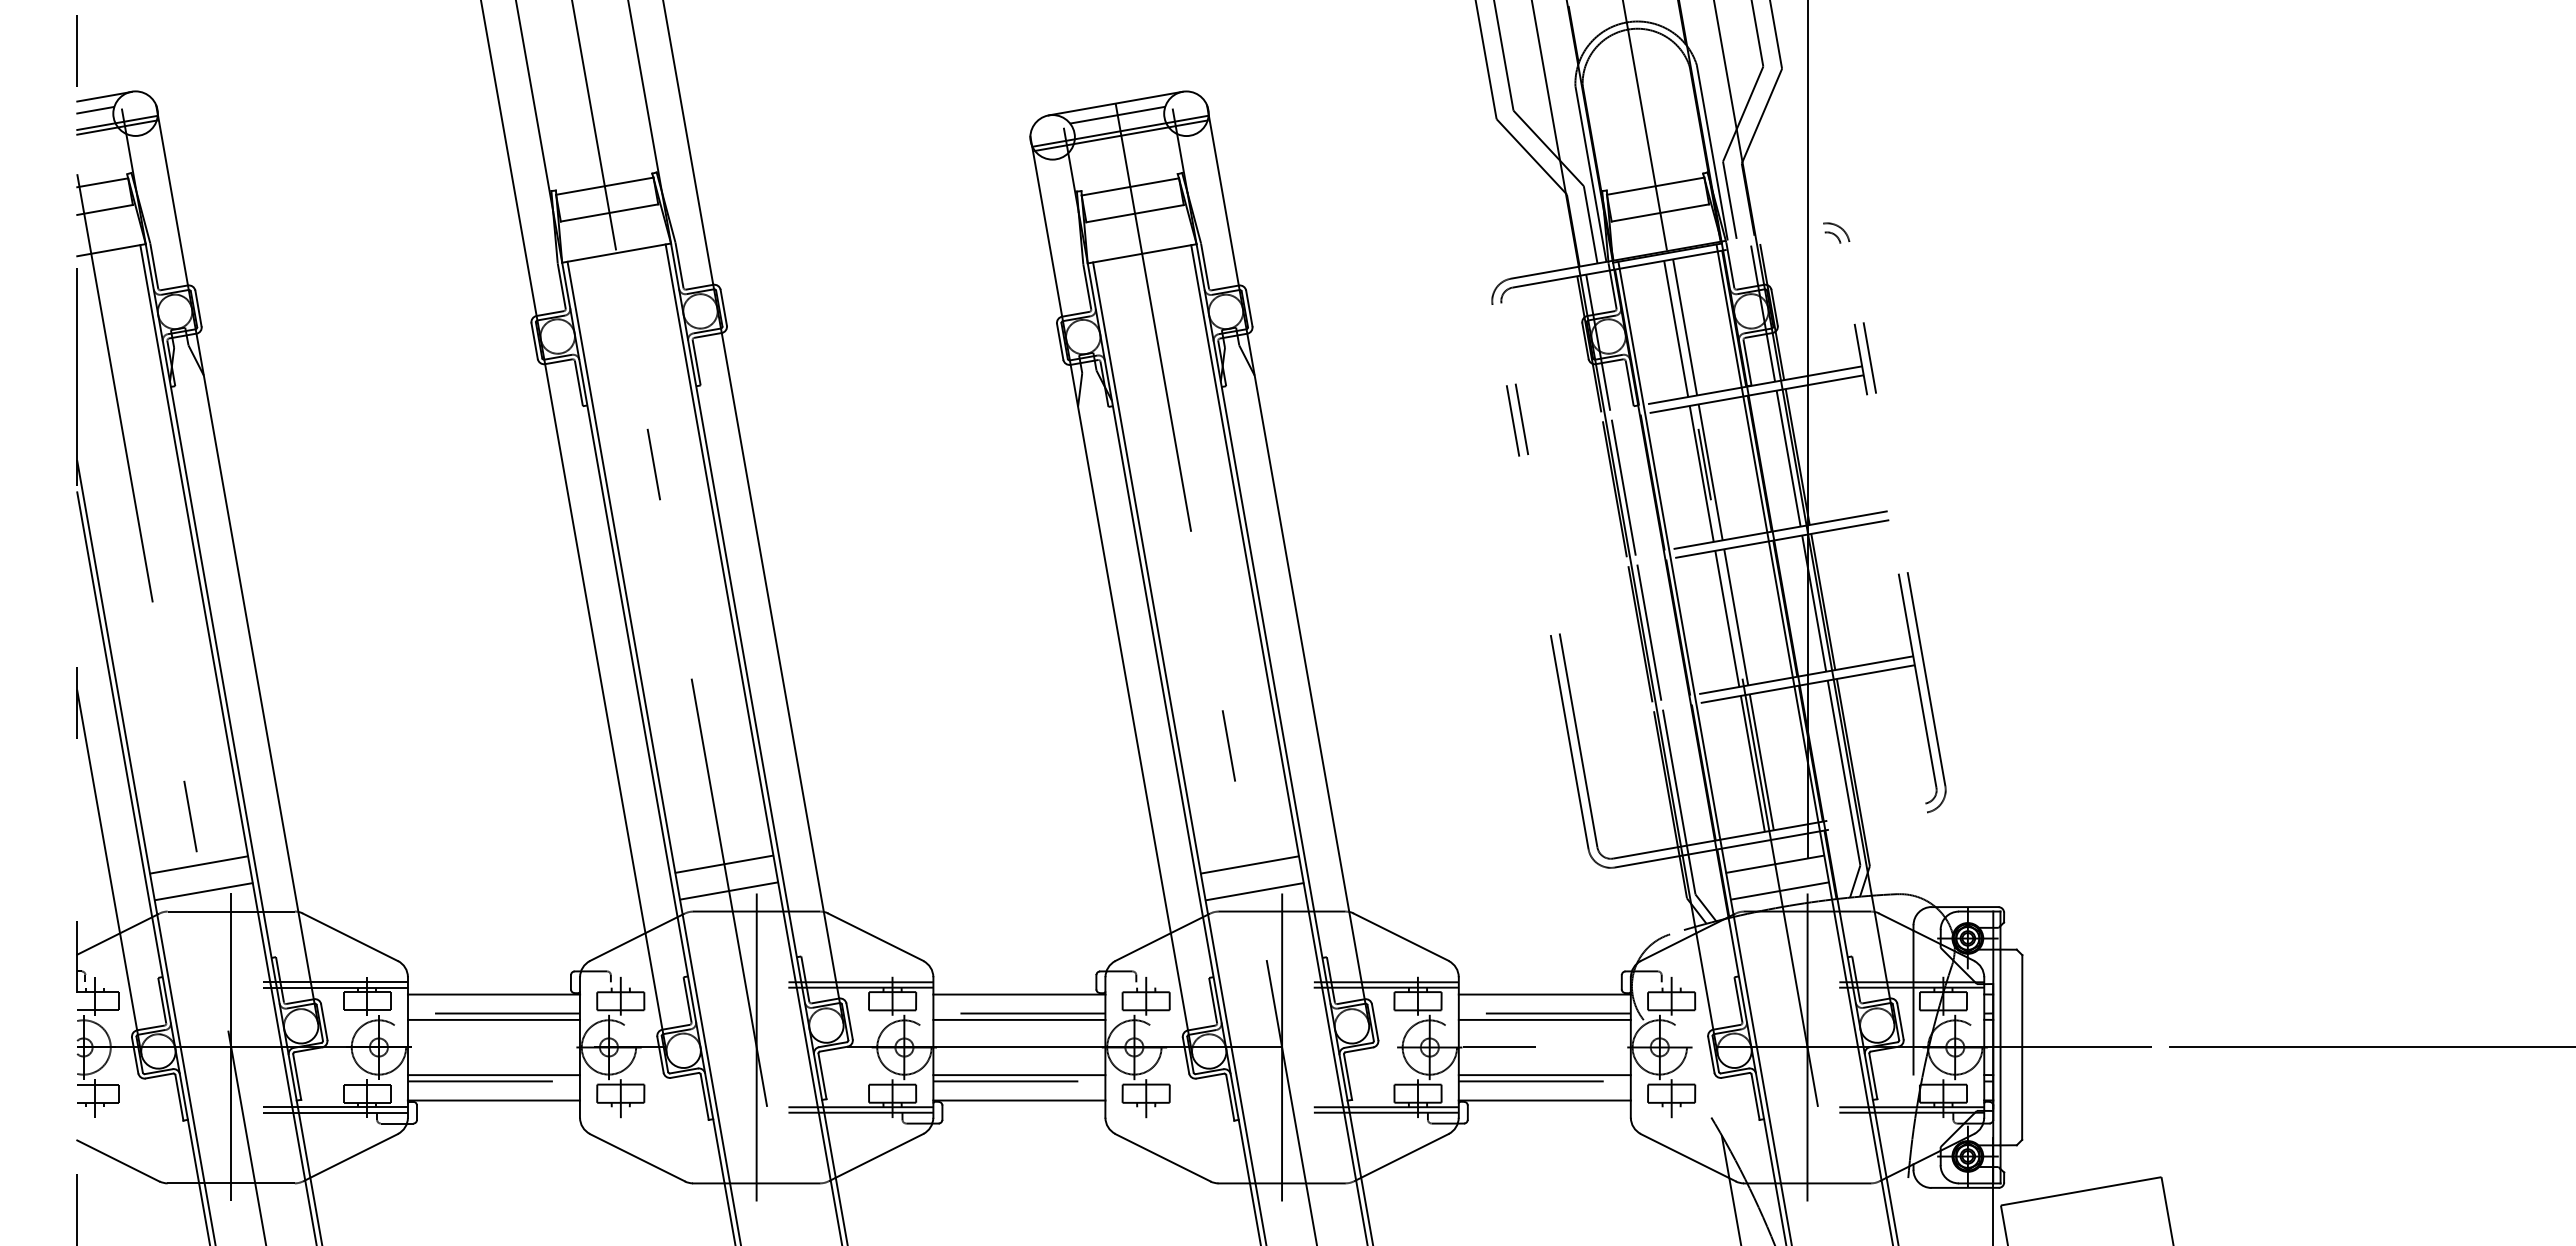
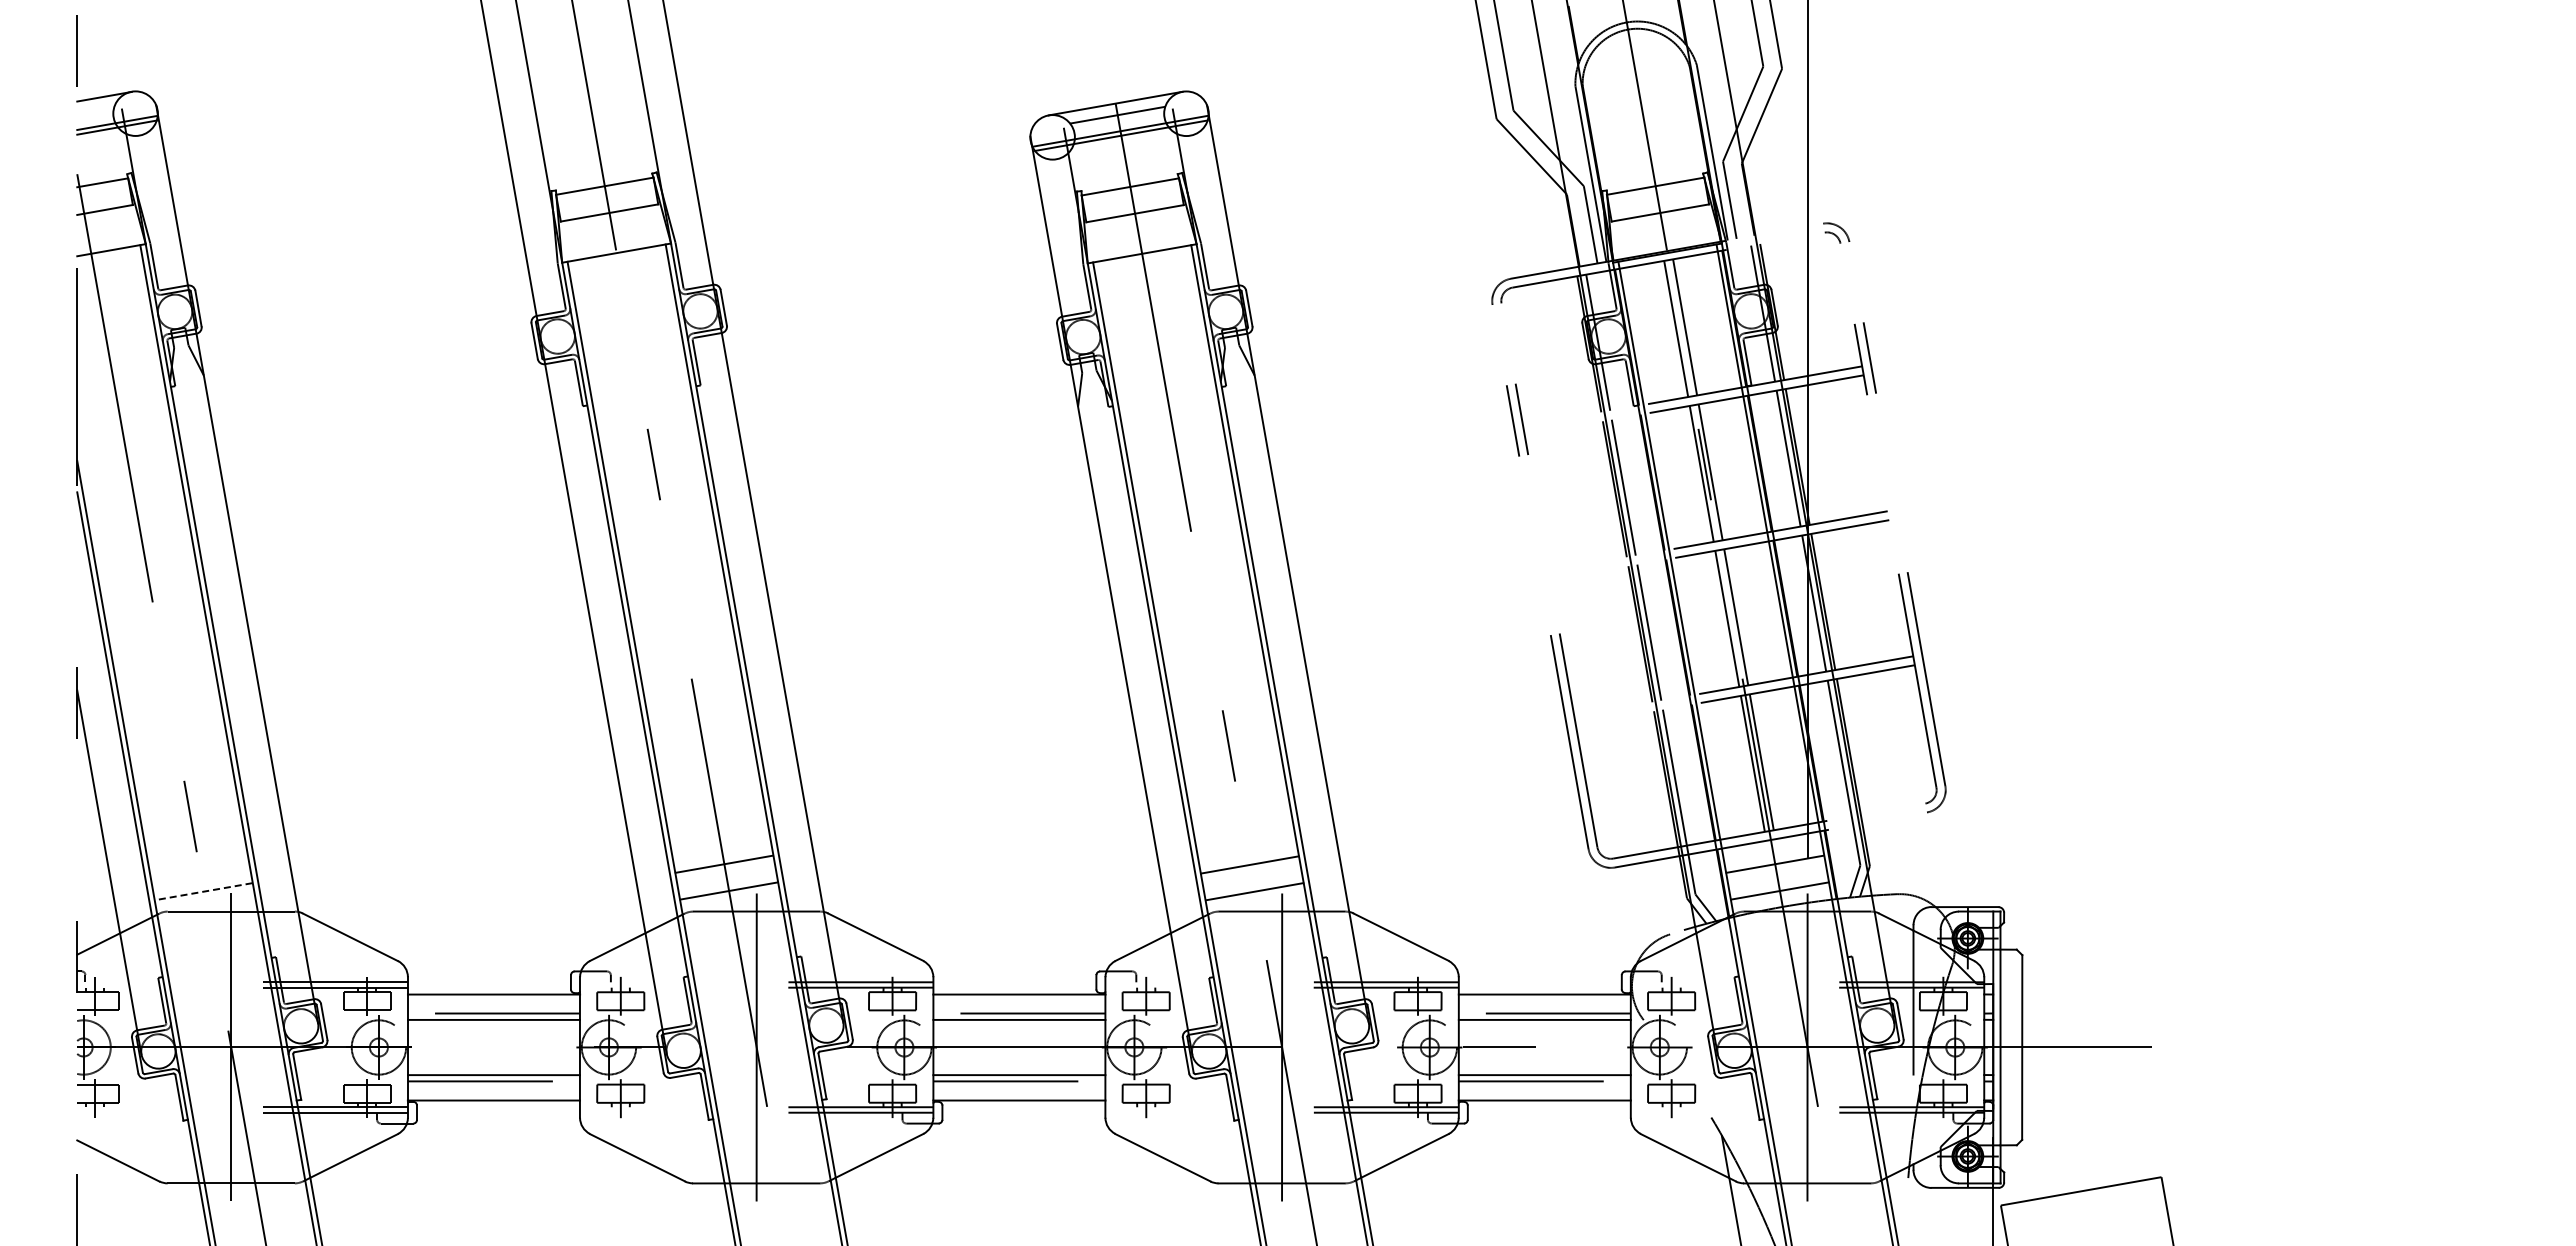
line: present -> none (95, 109)
line: present -> none (198, 864)
line: solid -> dashed (203, 891)
line: present -> none (2371, 1047)
